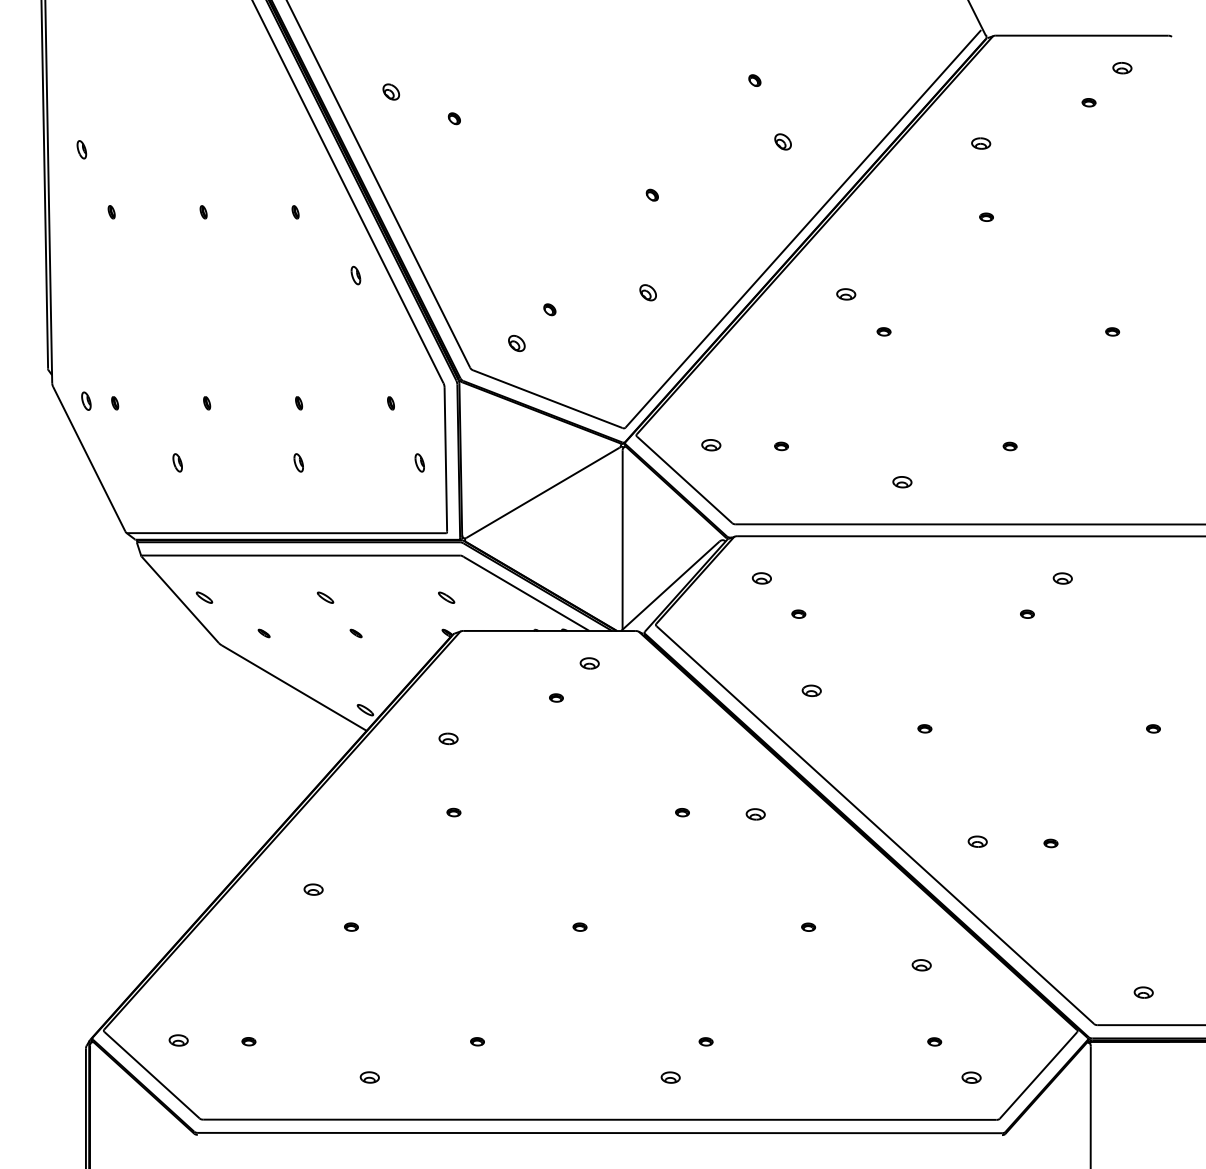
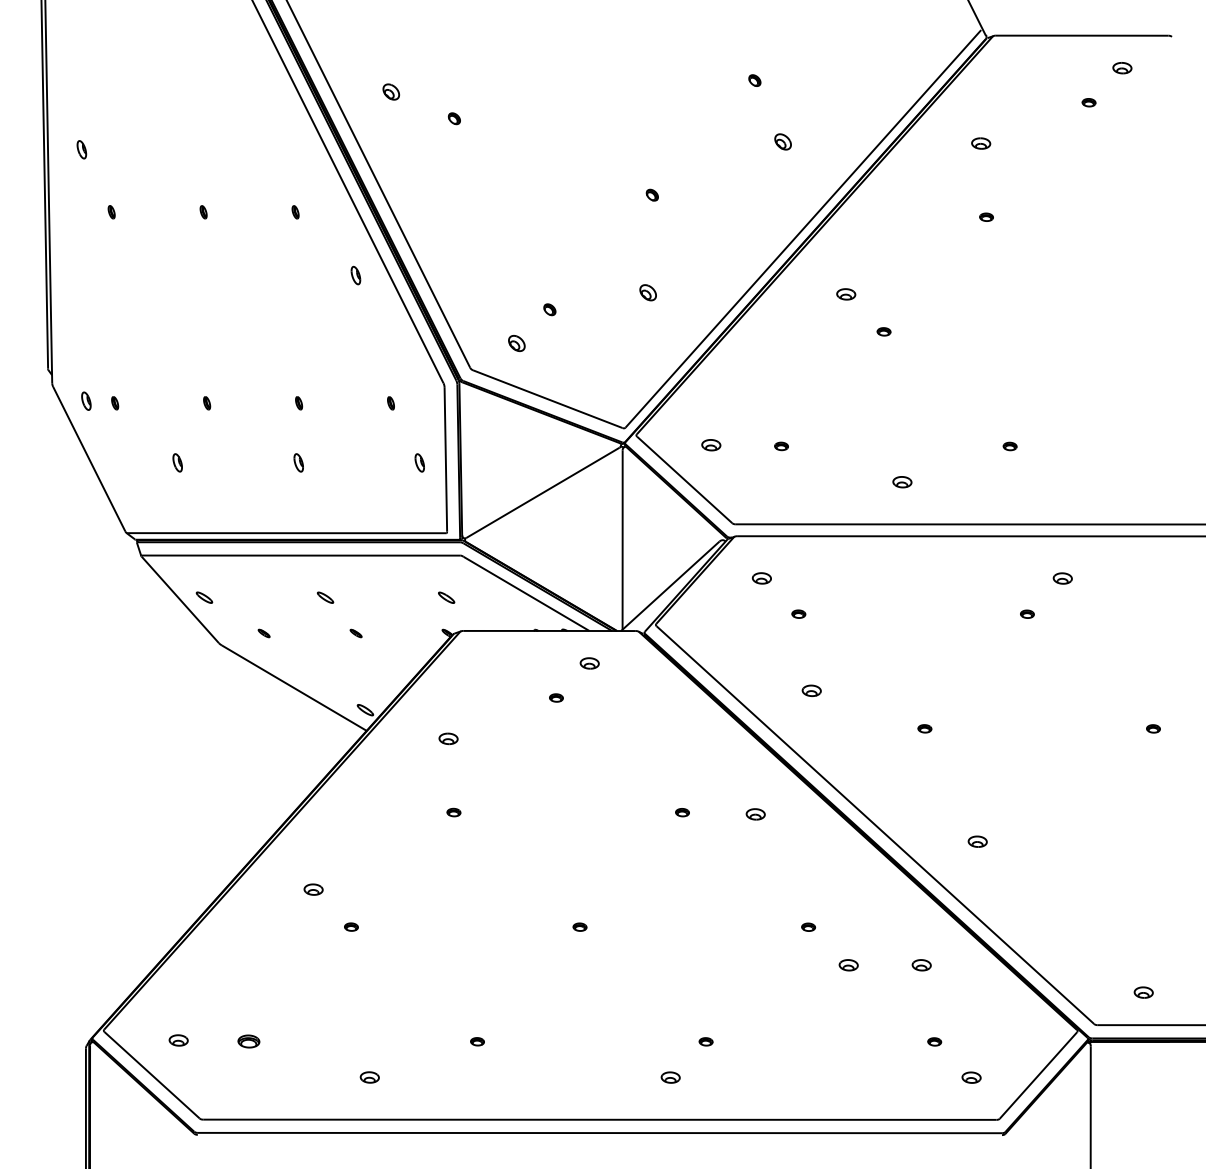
part: present -> none (1112, 331)
part: present -> none (1050, 843)
part: none -> present (848, 965)
part size: 16x10 px -> 24x15 px (248, 1041)
